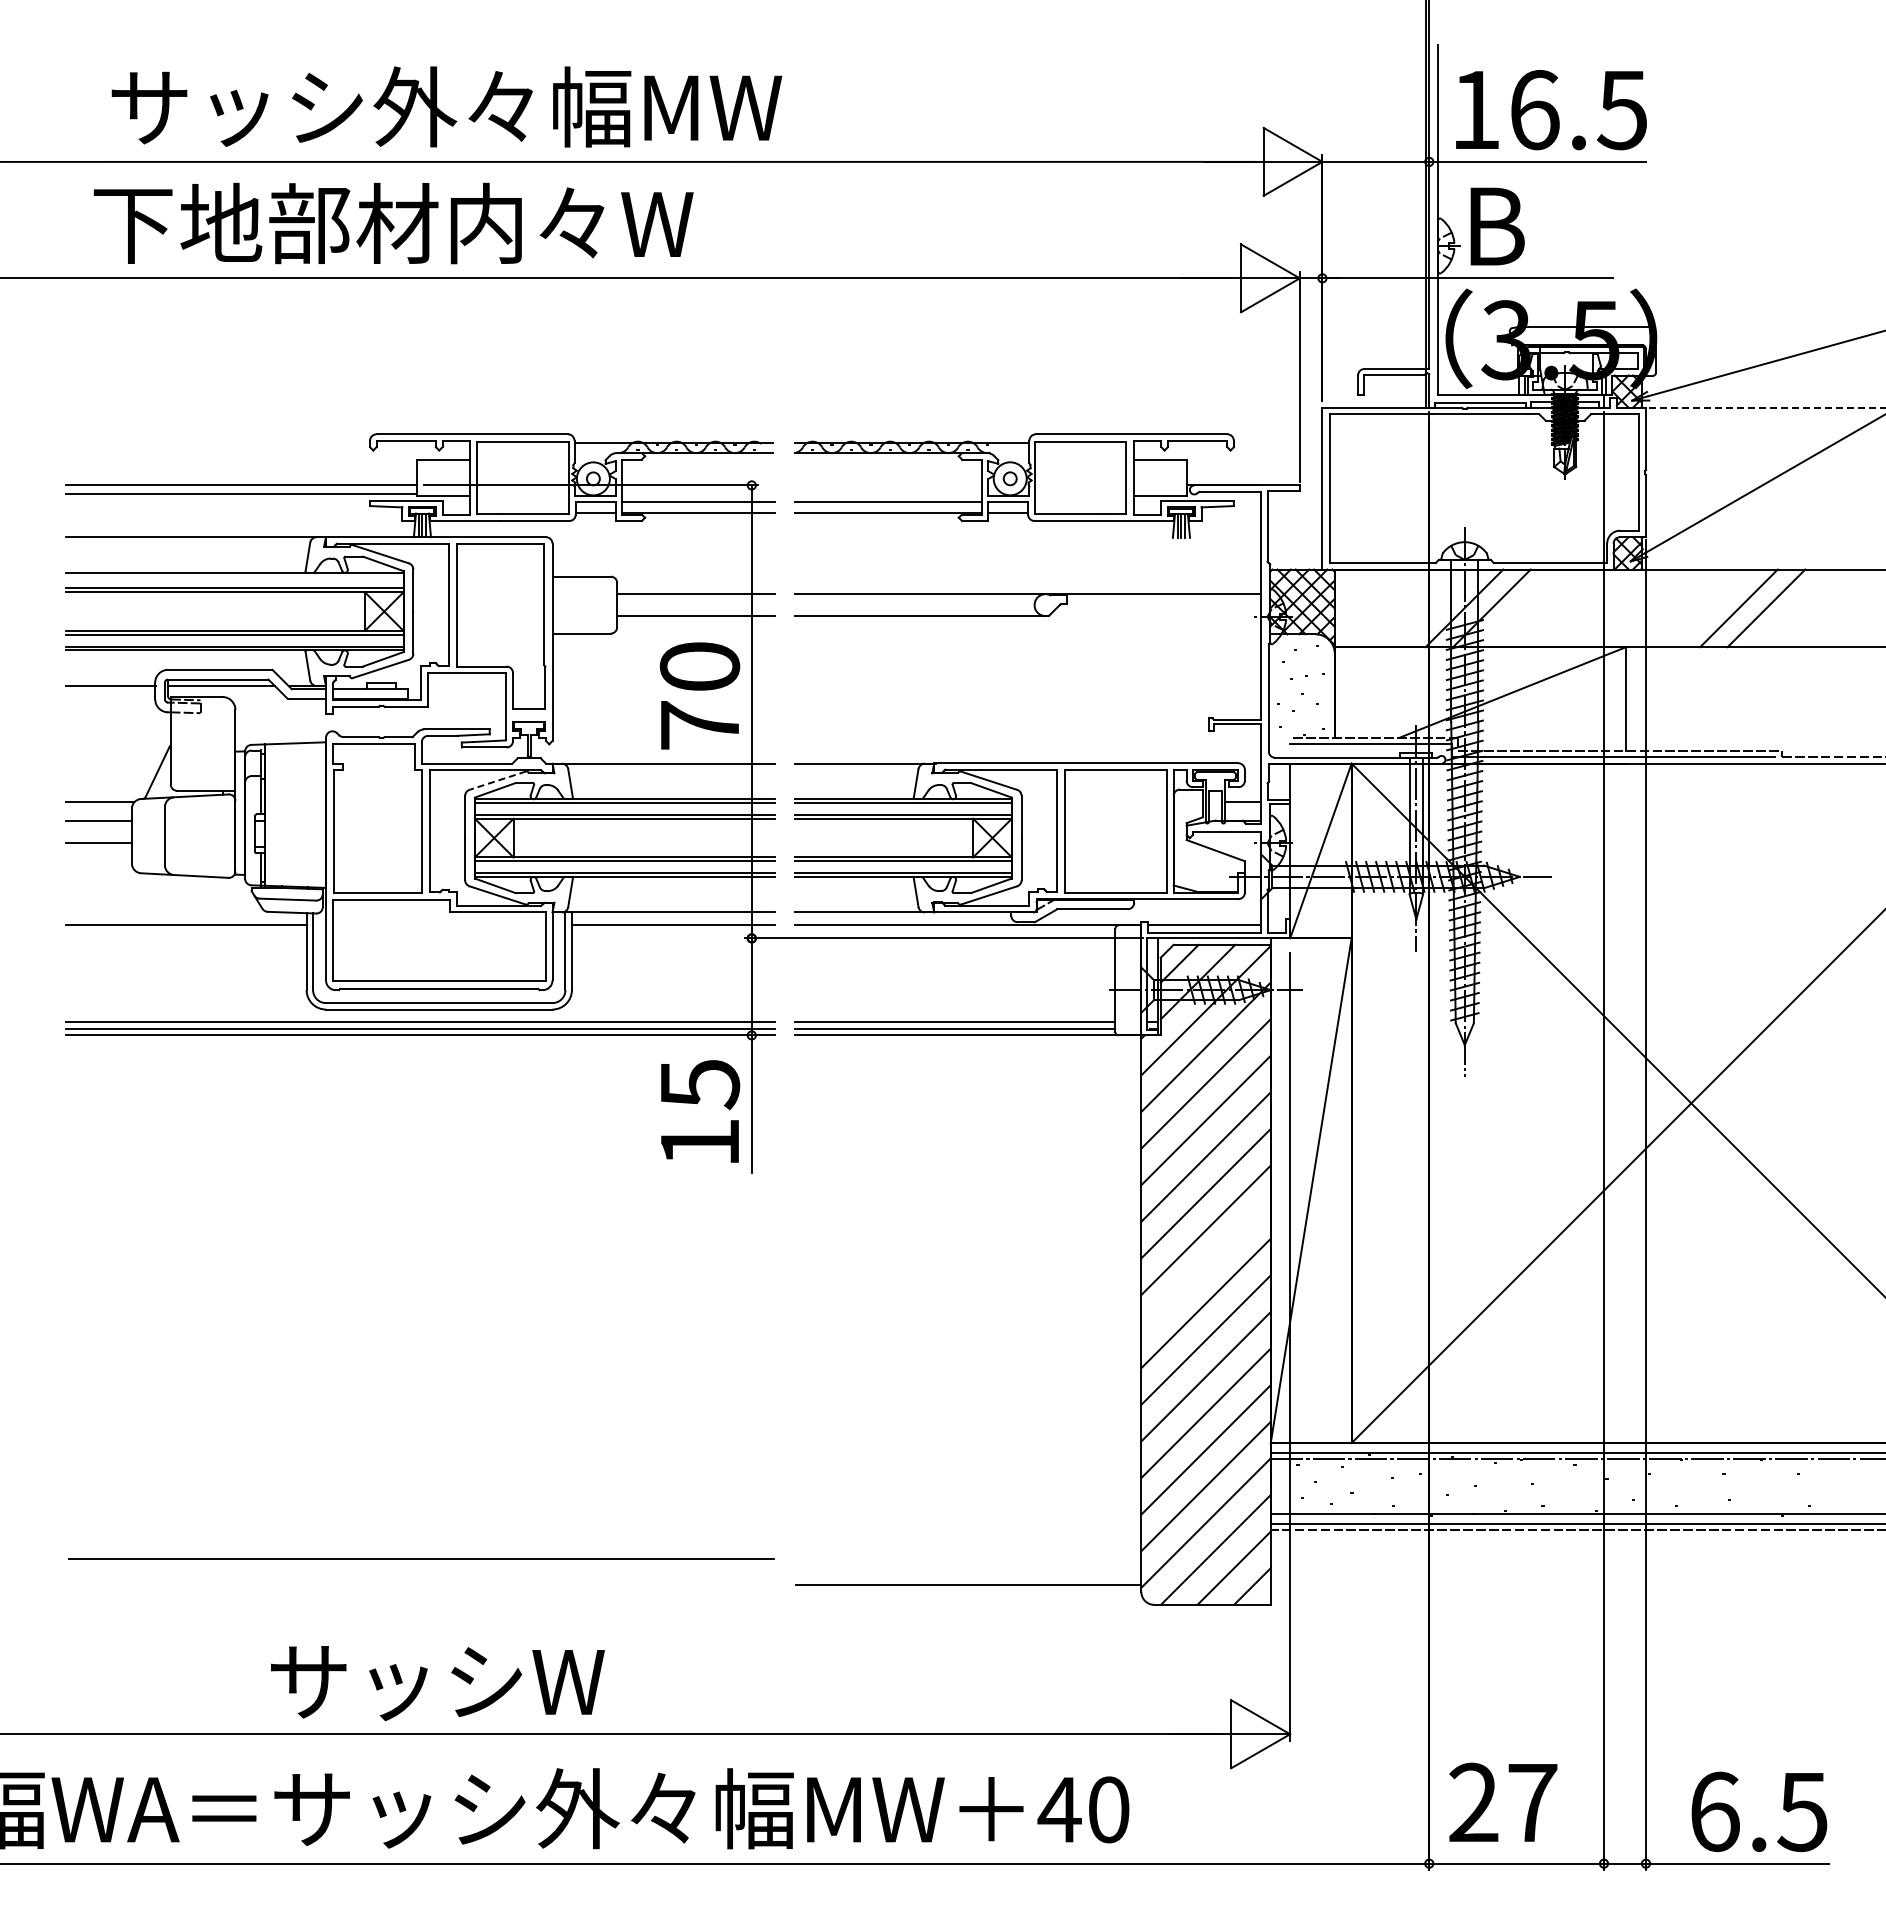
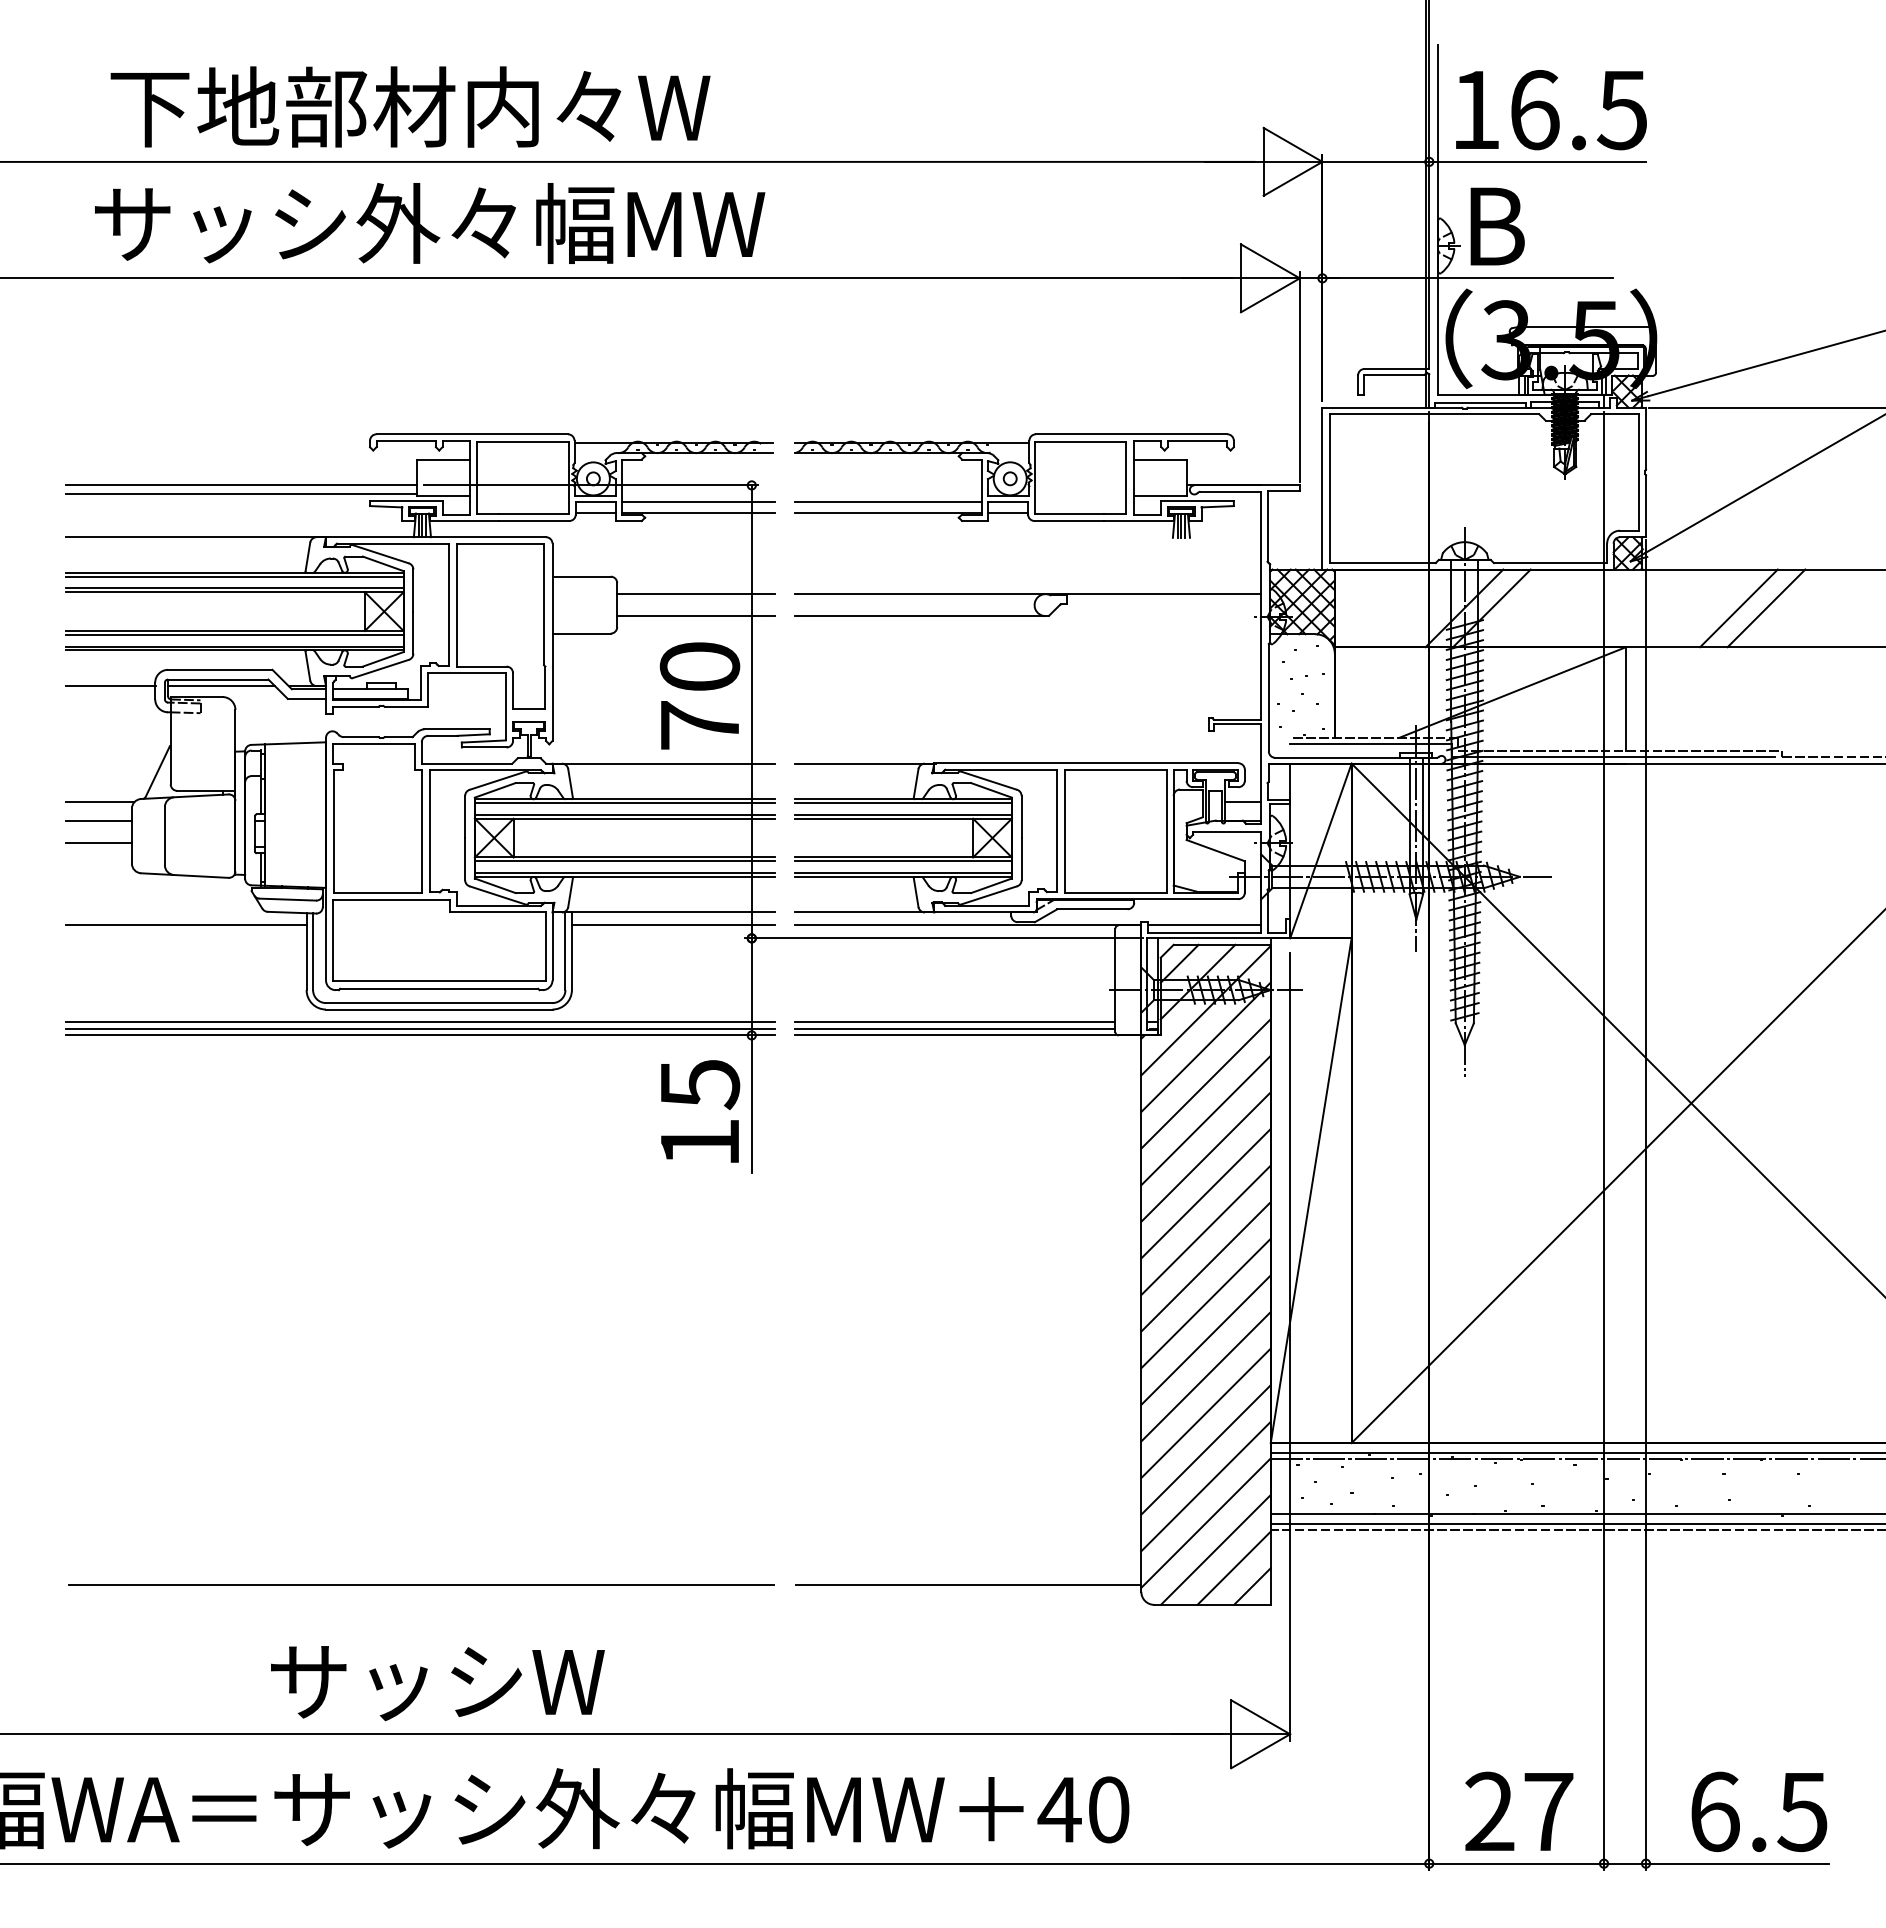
text: サッシ外々幅MW -> 下地部材内々W (446, 106)
text: 下地部材内々W -> サッシ外々幅MW (429, 223)
line: dashed -> solid (1768, 407)
line: none -> present (234, 576)
line: dashed -> solid (497, 780)
line: none -> present (1205, 1266)
line position: (421, 1558) -> (421, 1584) (421, 1584)
text position: (1503, 1801) -> (1519, 1810) (1519, 1810)
